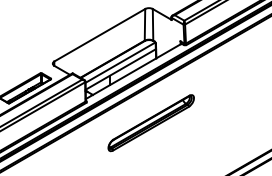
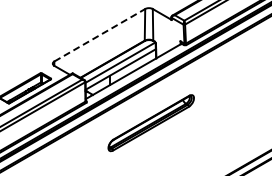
line: solid -> dashed (100, 35)
